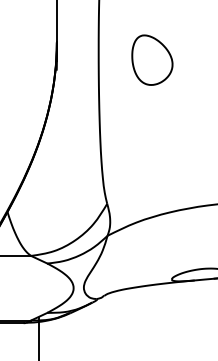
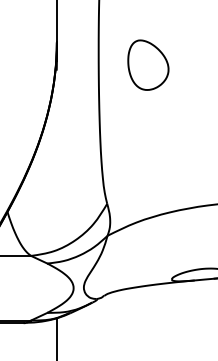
part position: (152, 59) -> (148, 64) (148, 64)
line position: (38, 337) -> (56, 337) (56, 337)
